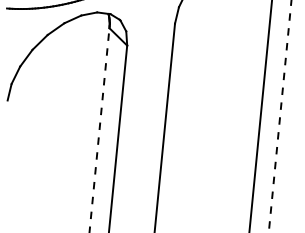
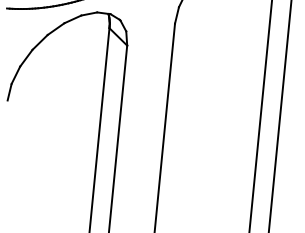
line: dashed -> solid (280, 116)
line: dashed -> solid (99, 130)
